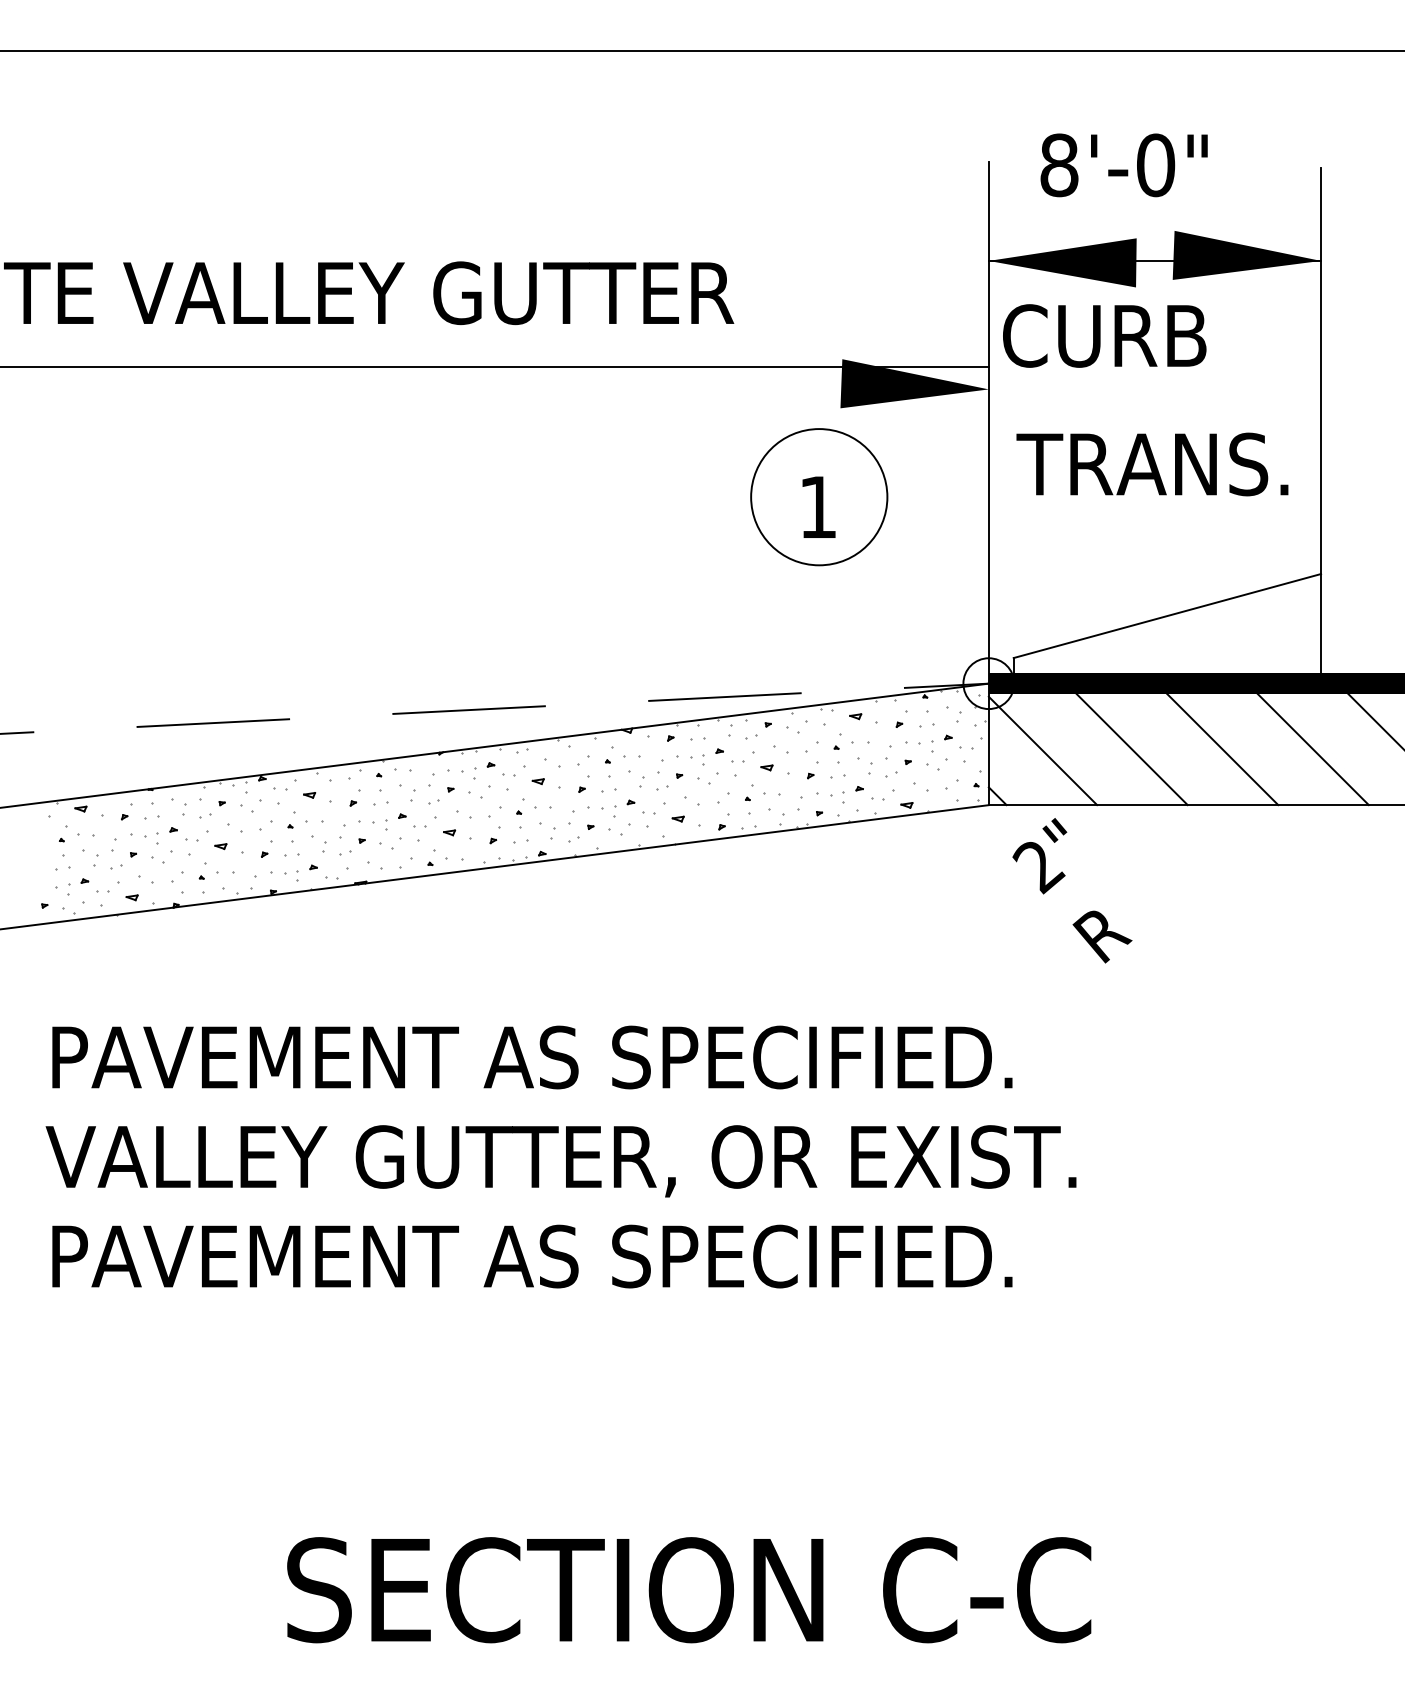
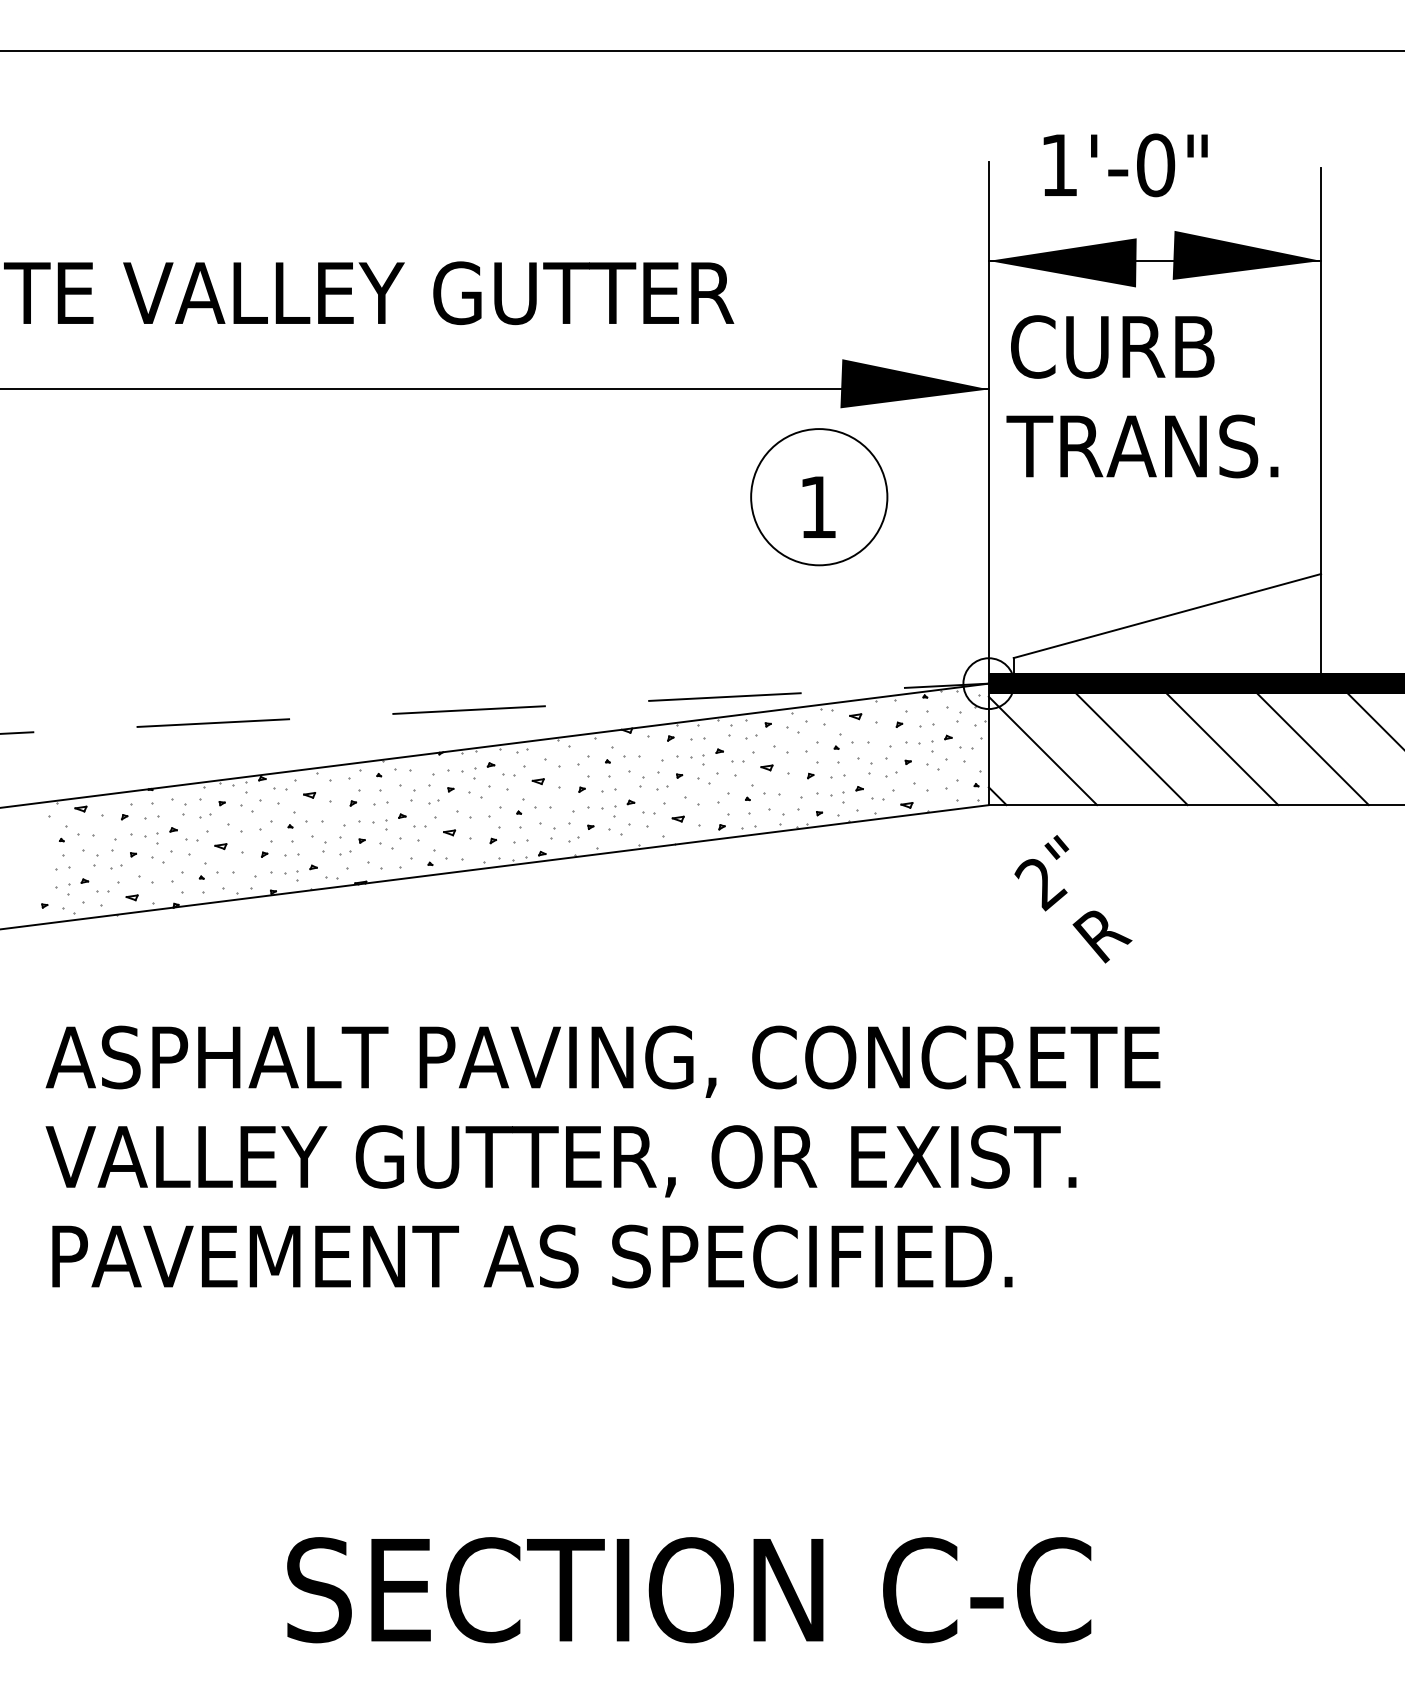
text: 8'-0" -> 1'-0" (1059, 165)
text position: (1104, 335) -> (1112, 346) (1112, 346)
line position: (495, 367) -> (495, 389) (495, 389)
text position: (1152, 464) -> (1142, 446) (1142, 446)
text position: (1039, 856) -> (1041, 873) (1041, 873)
text: PAVEMENT AS SPECIFIED. -> ASPHALT PAVING, CONCRETE (602, 1061)
